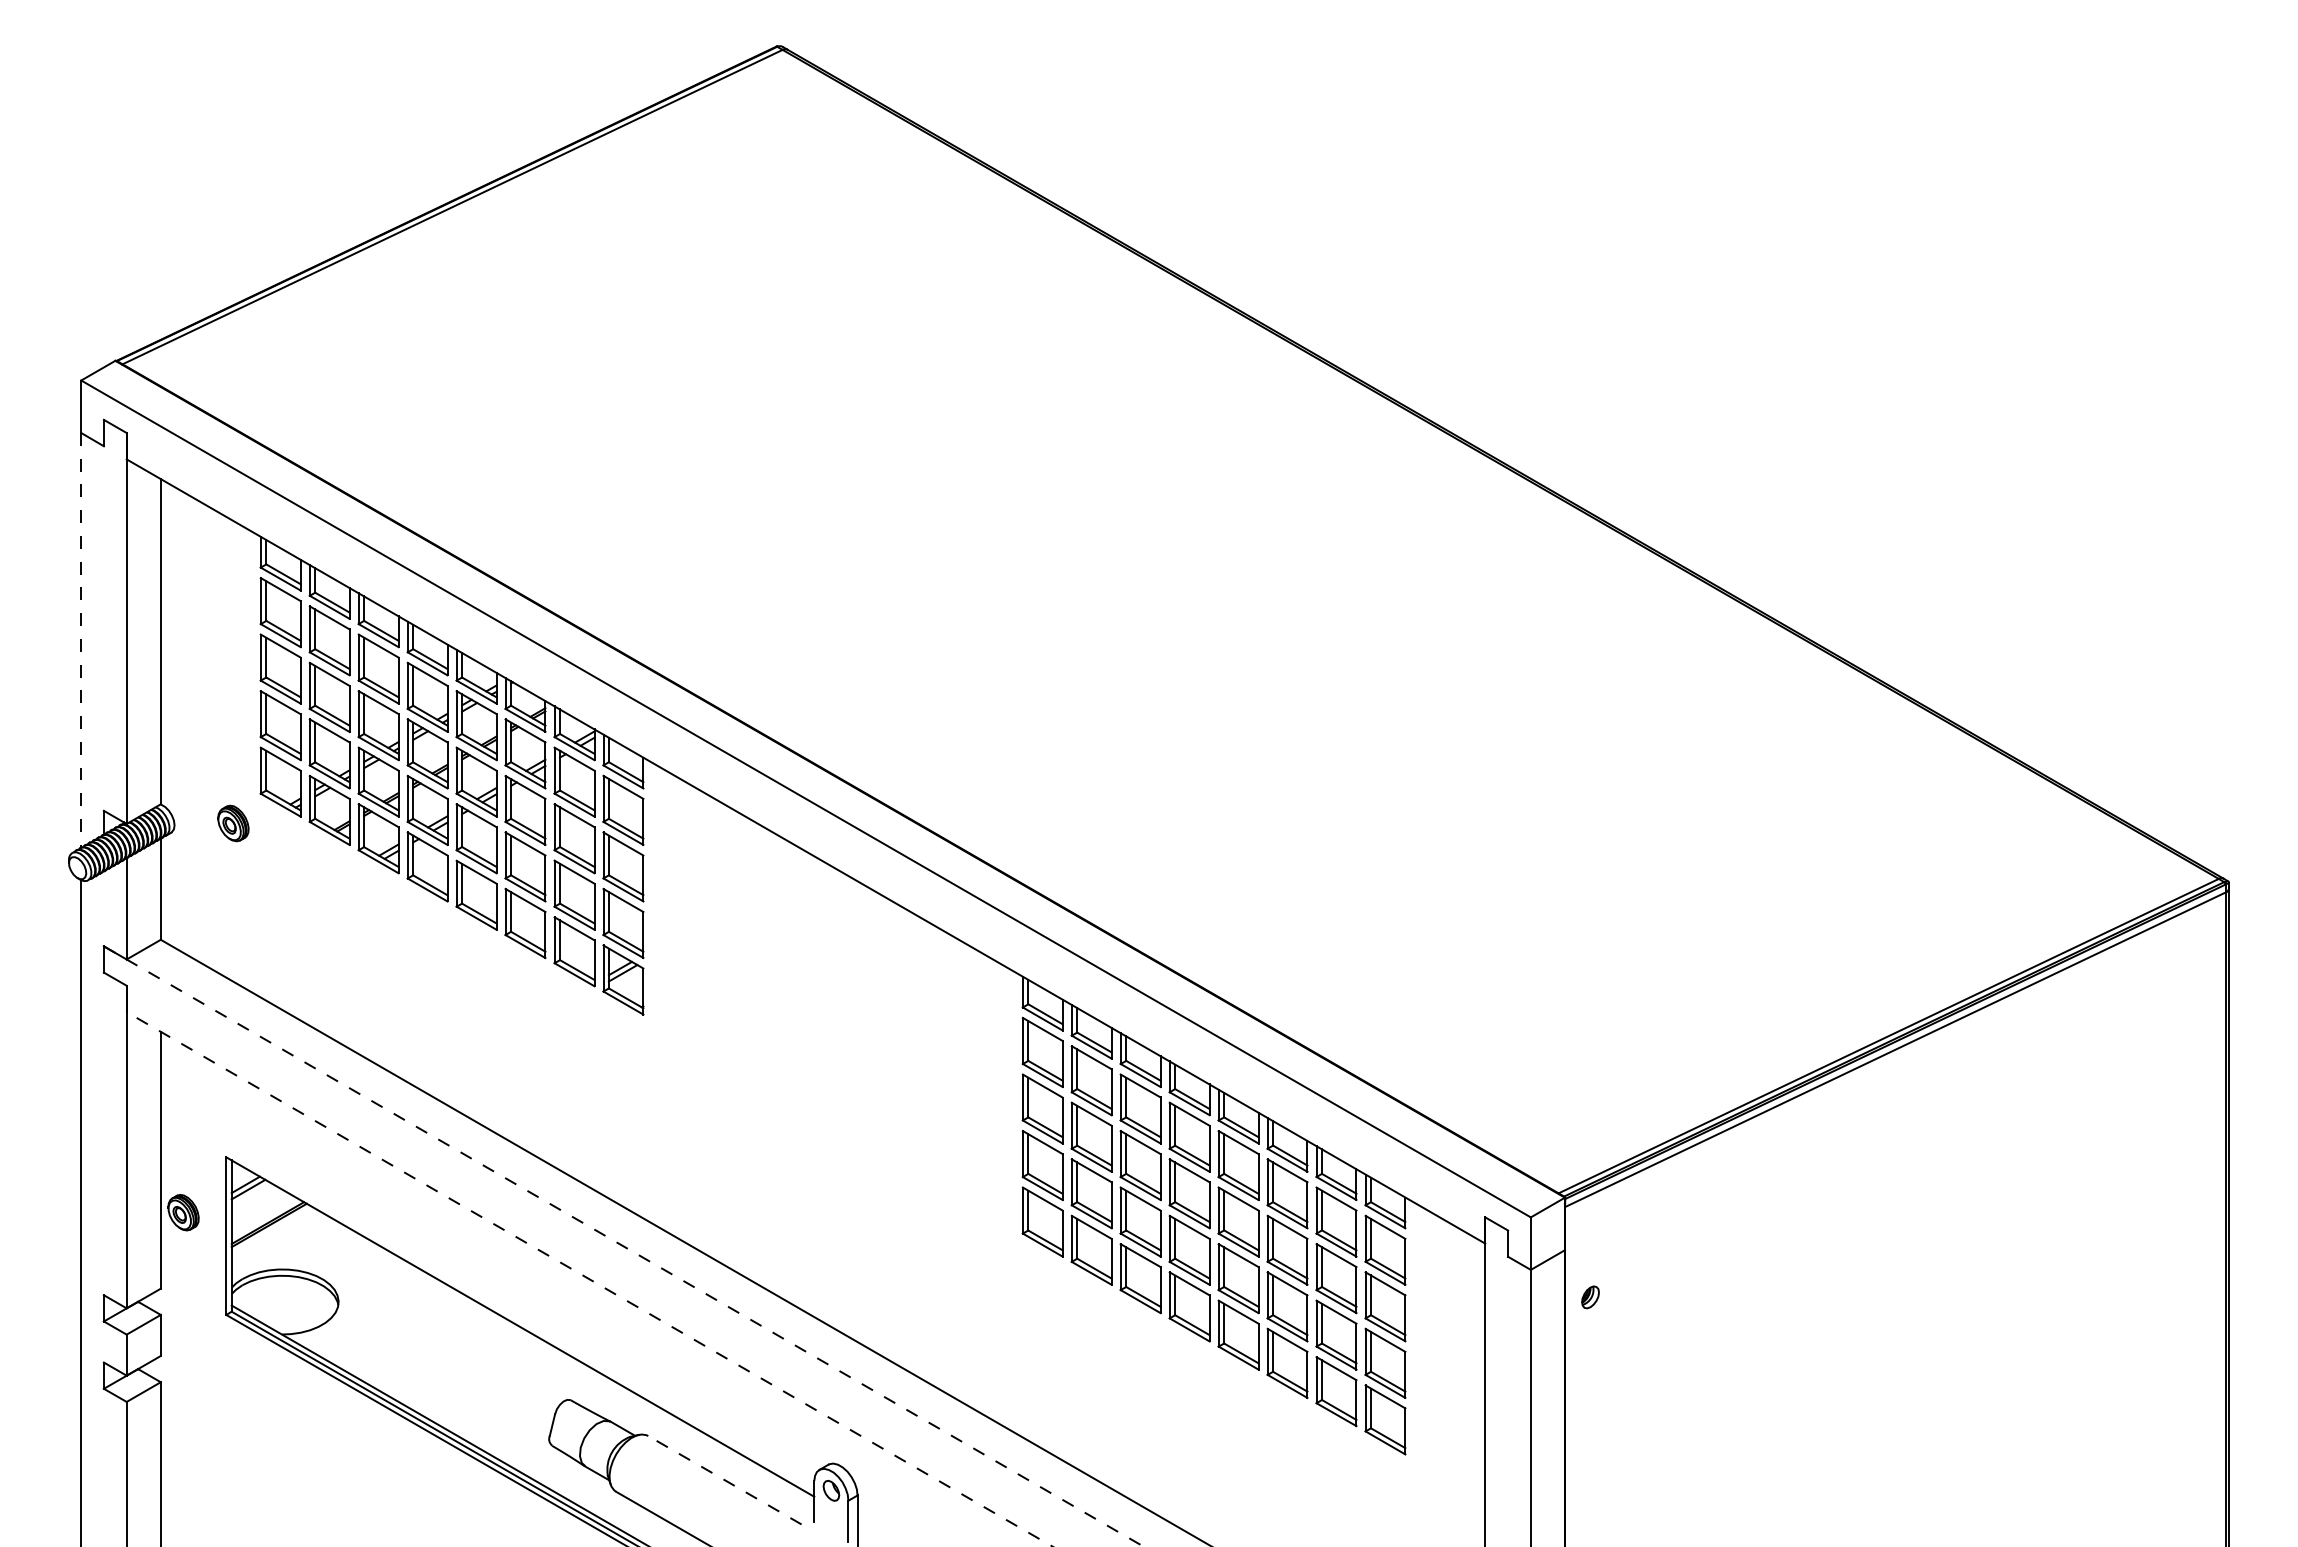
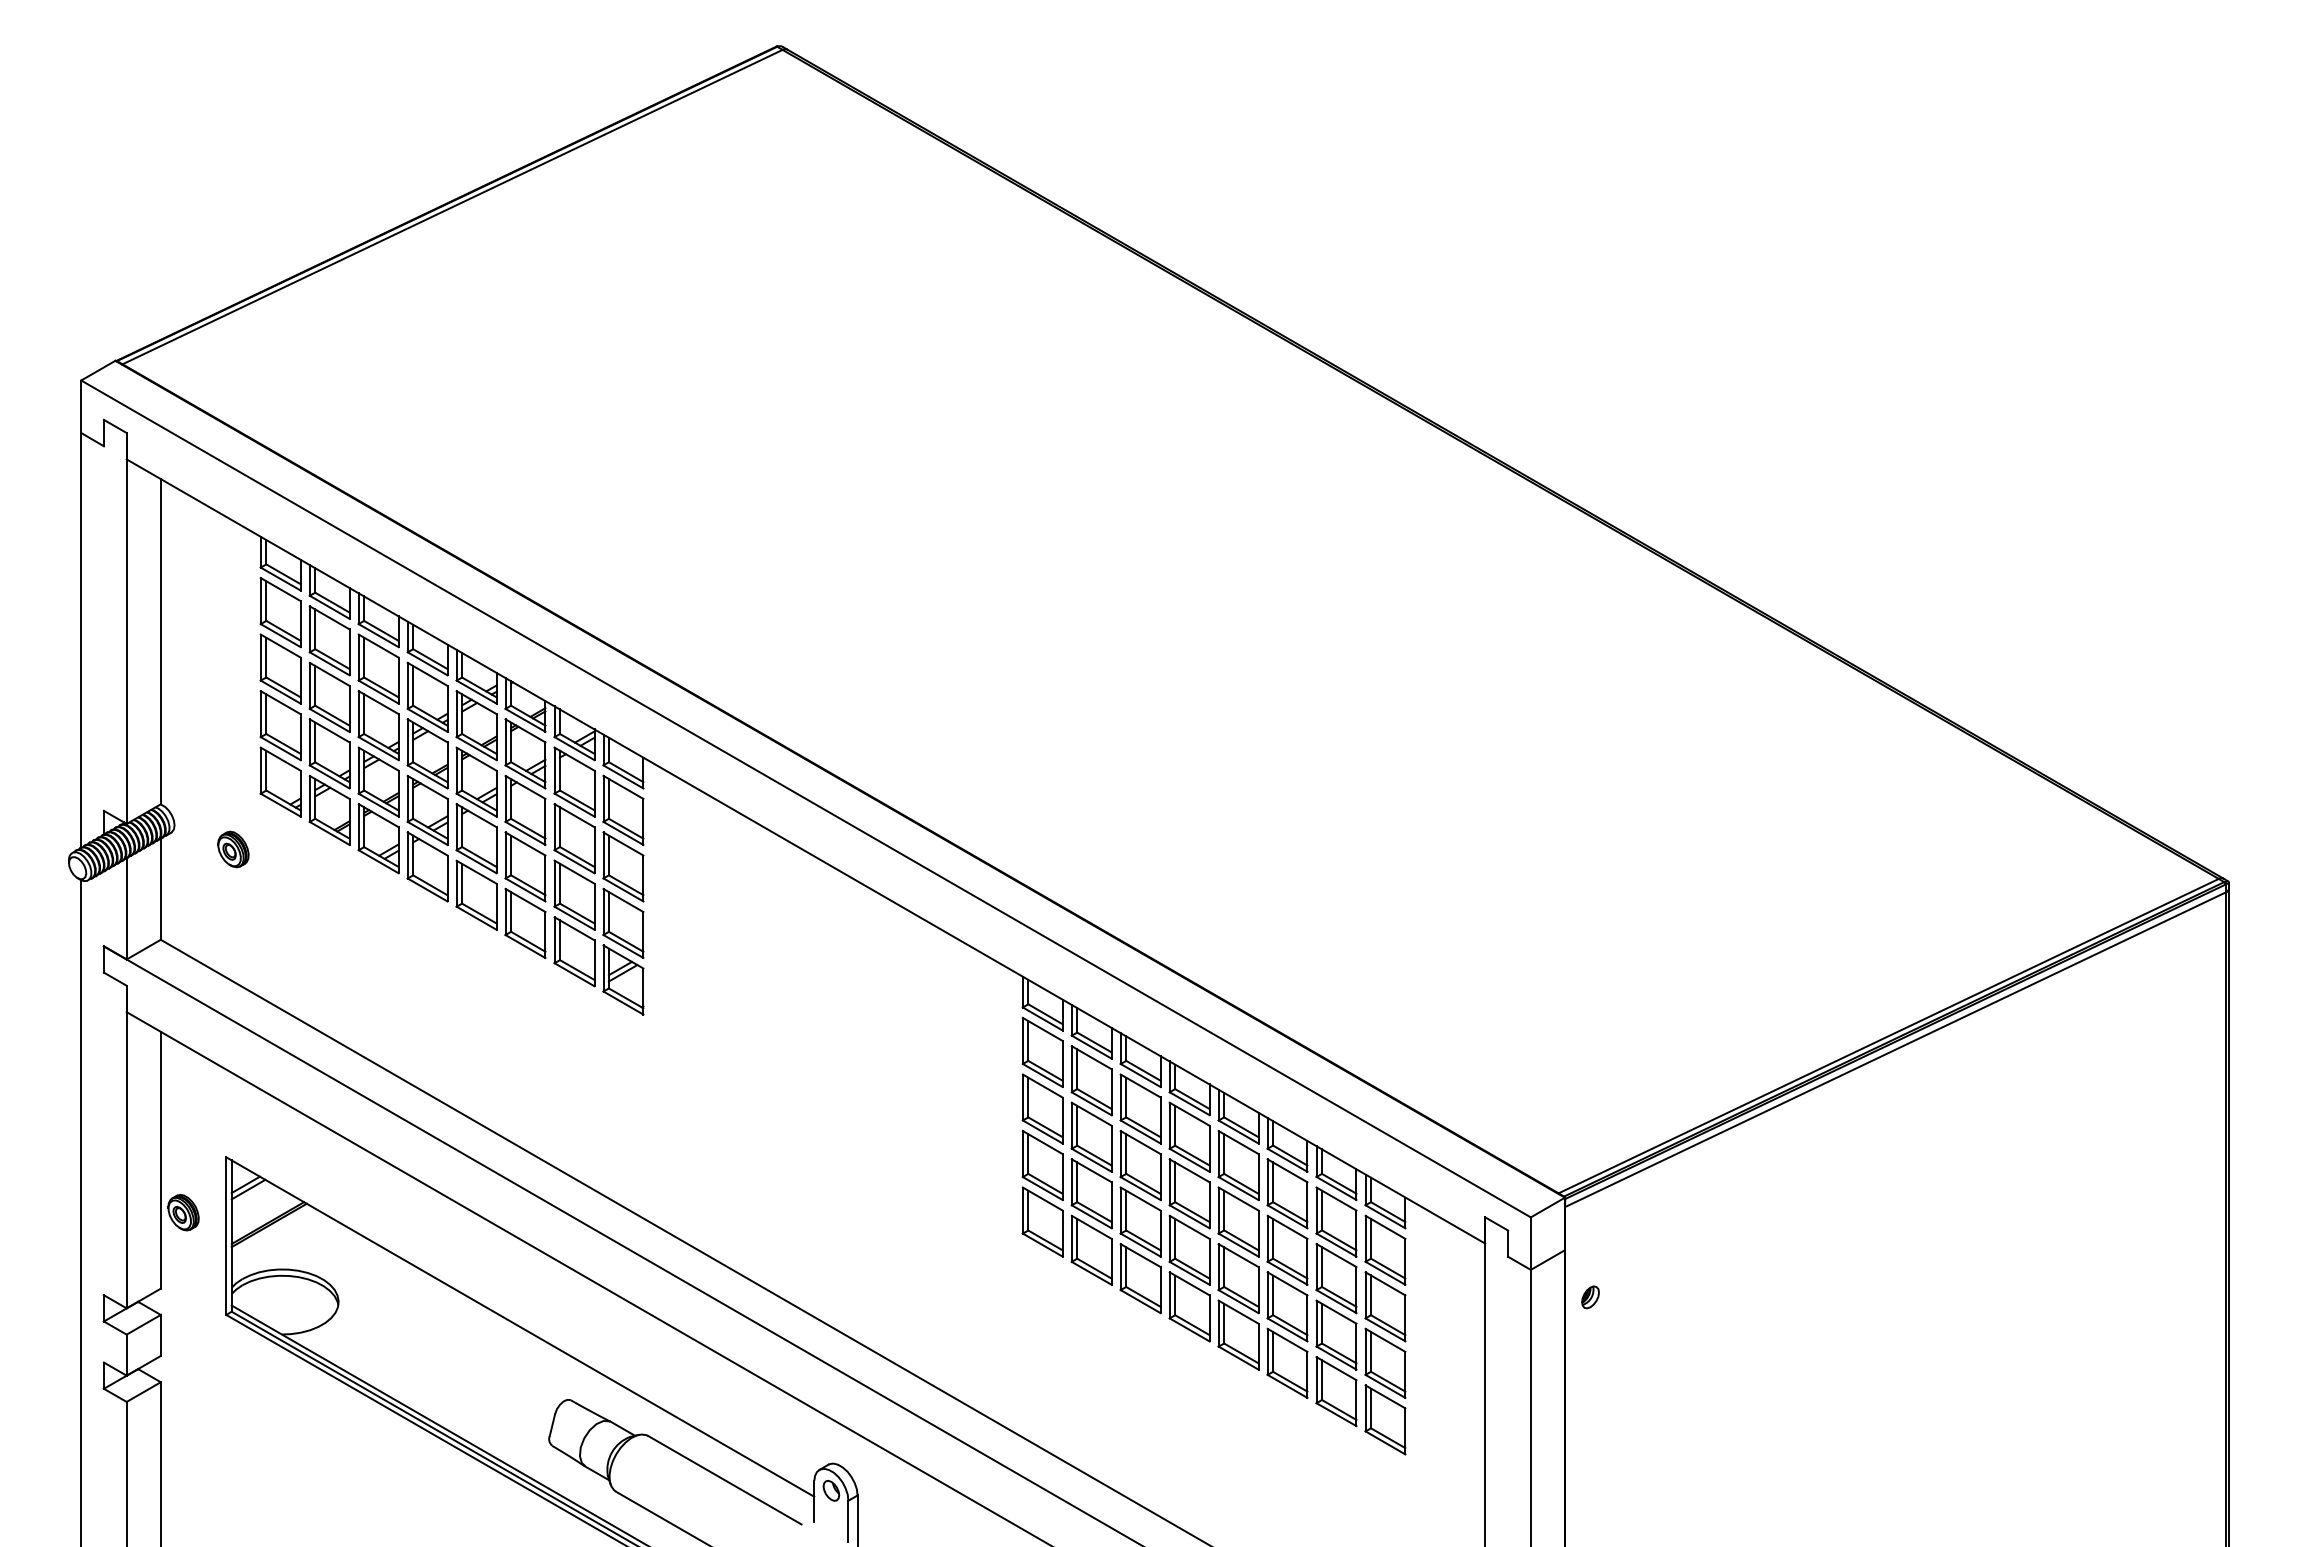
line: dashed -> solid (81, 640)
part position: (233, 823) -> (233, 849) (233, 849)
line: dashed -> solid (624, 1246)
line: dashed -> solid (589, 1279)
line: dashed -> solid (724, 1480)
